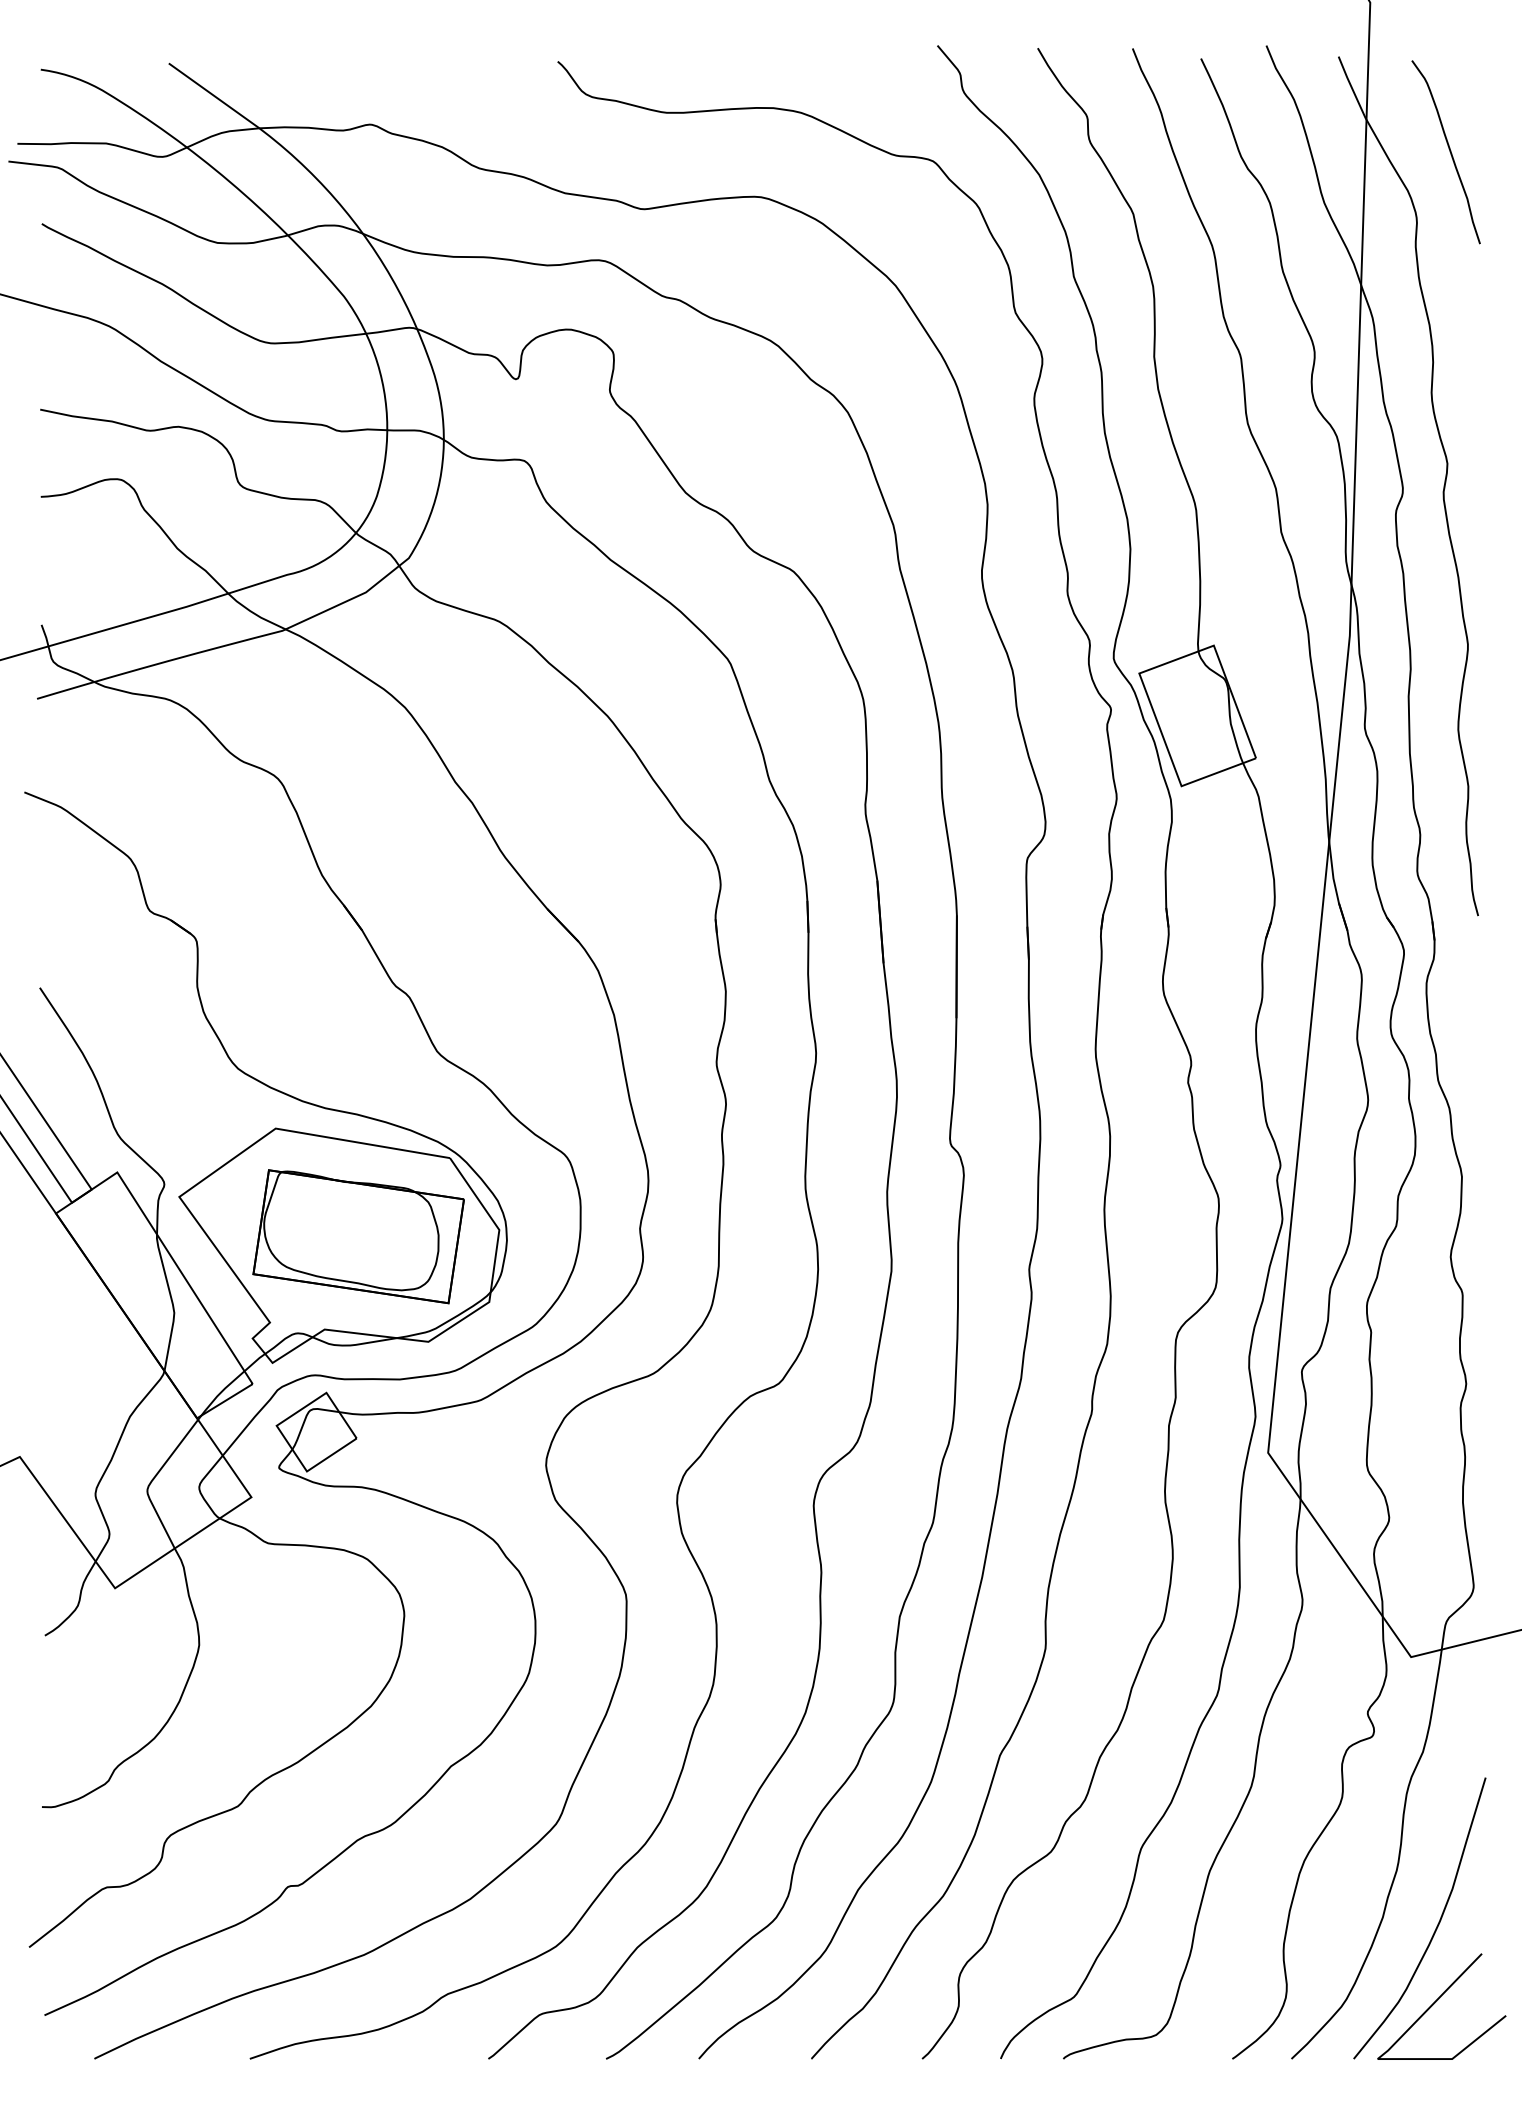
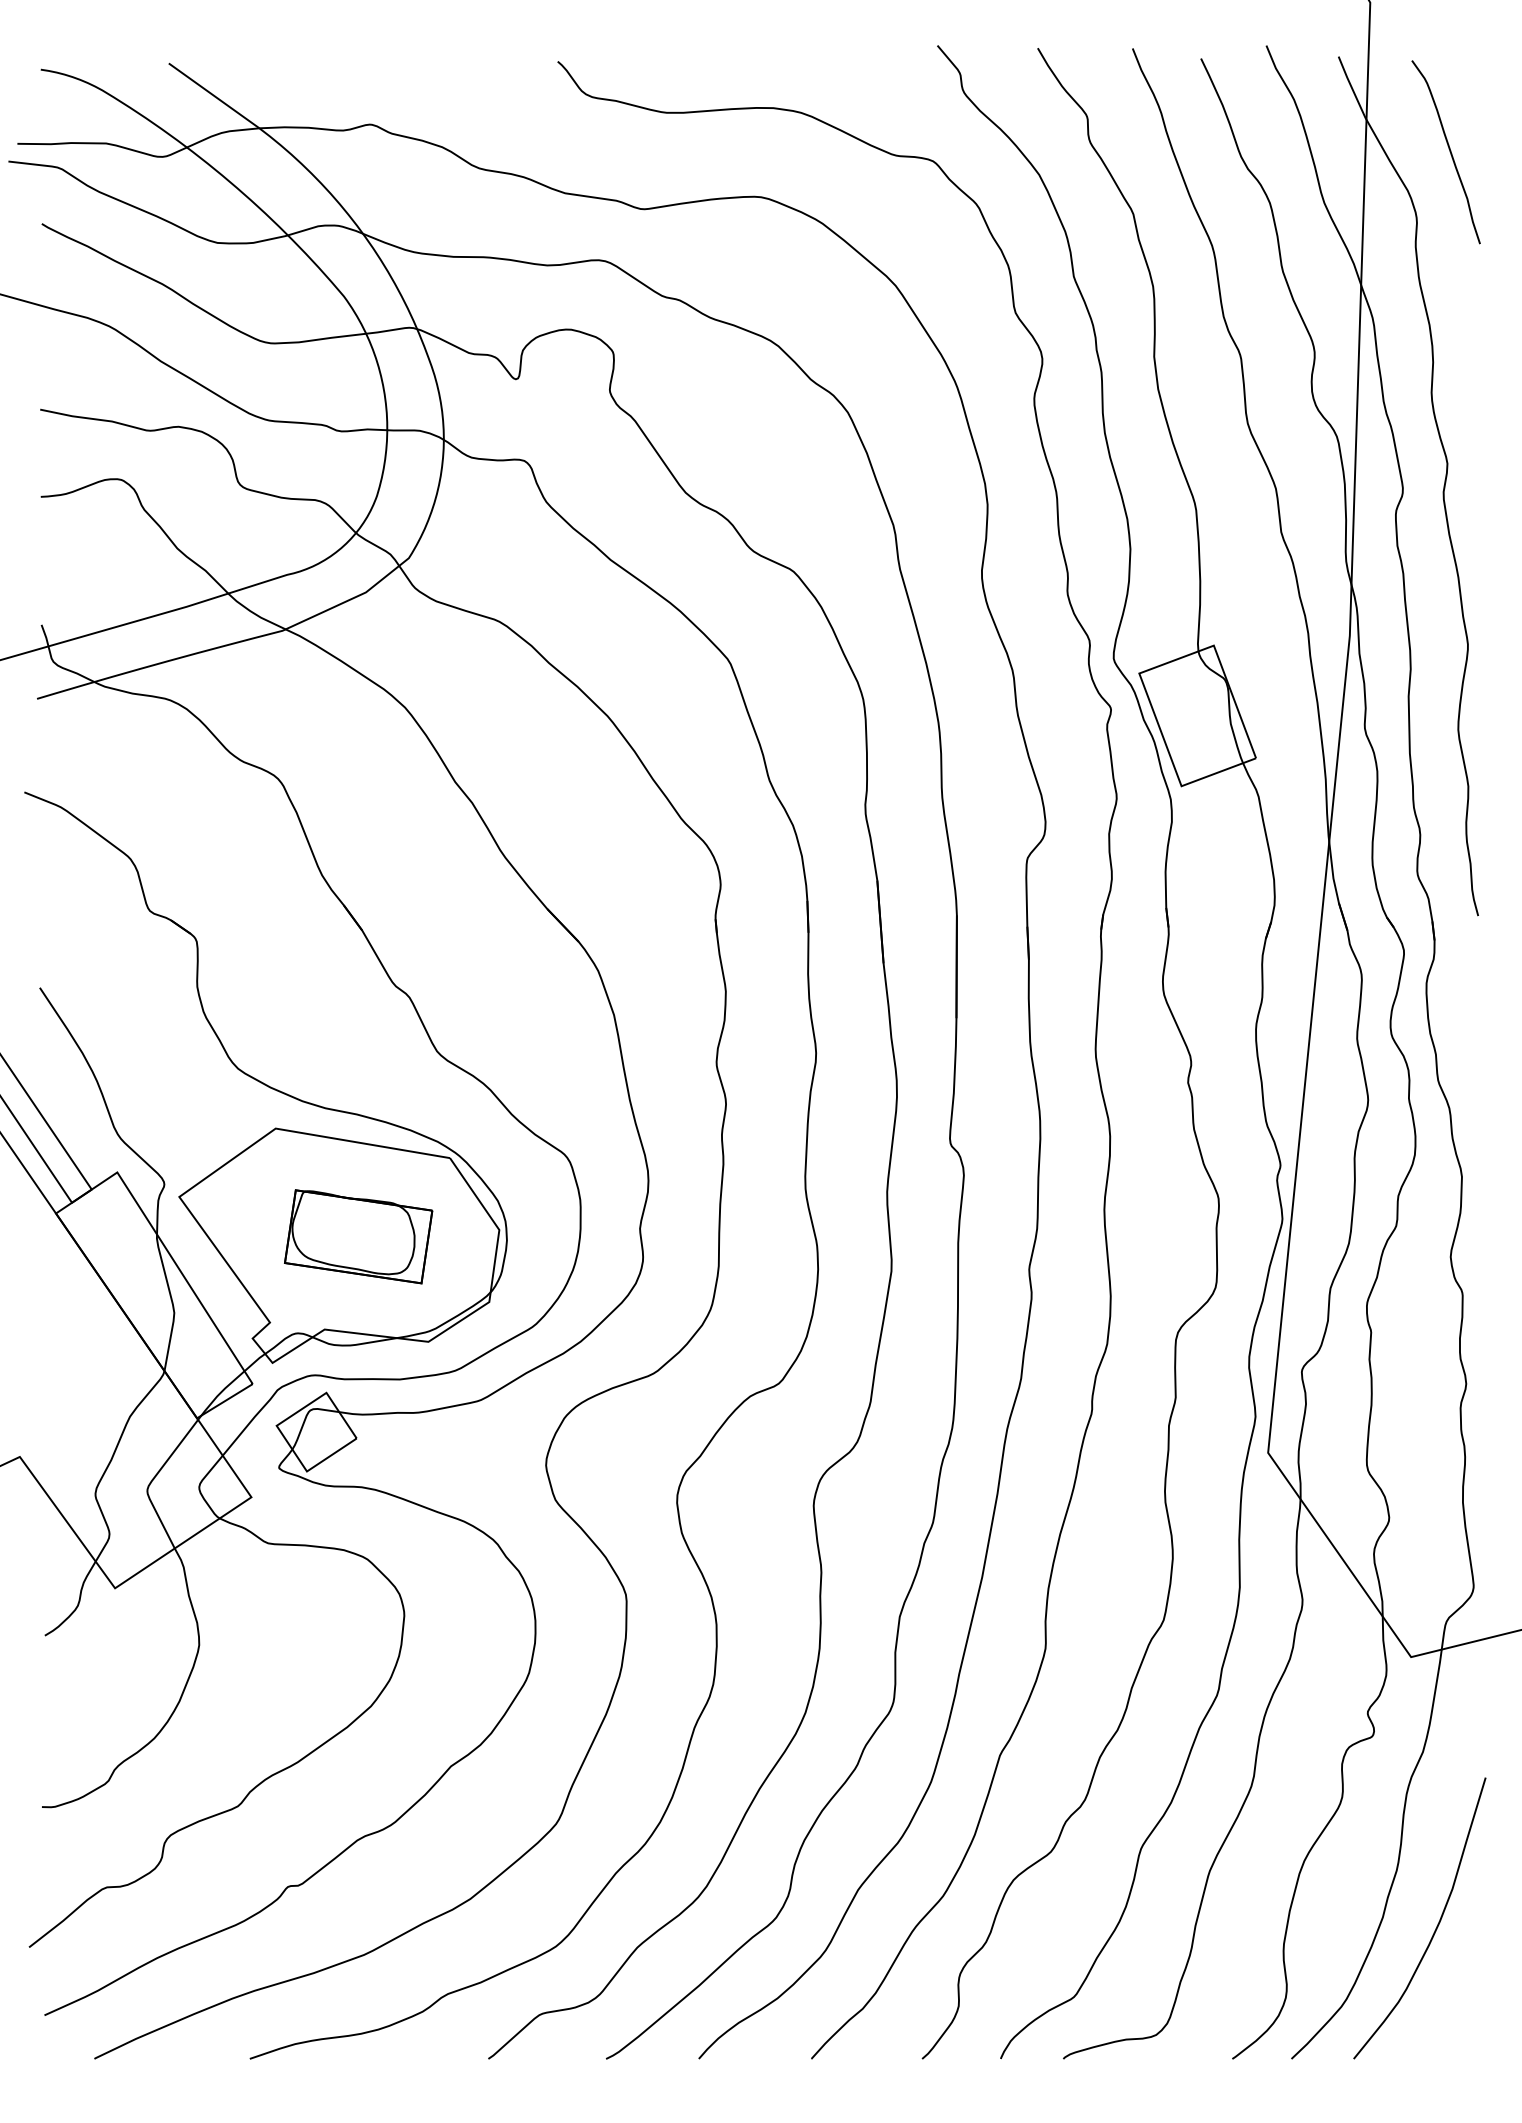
part size: 213x136 px -> 150x96 px (358, 1236)
curve: present -> none (1437, 2001)
